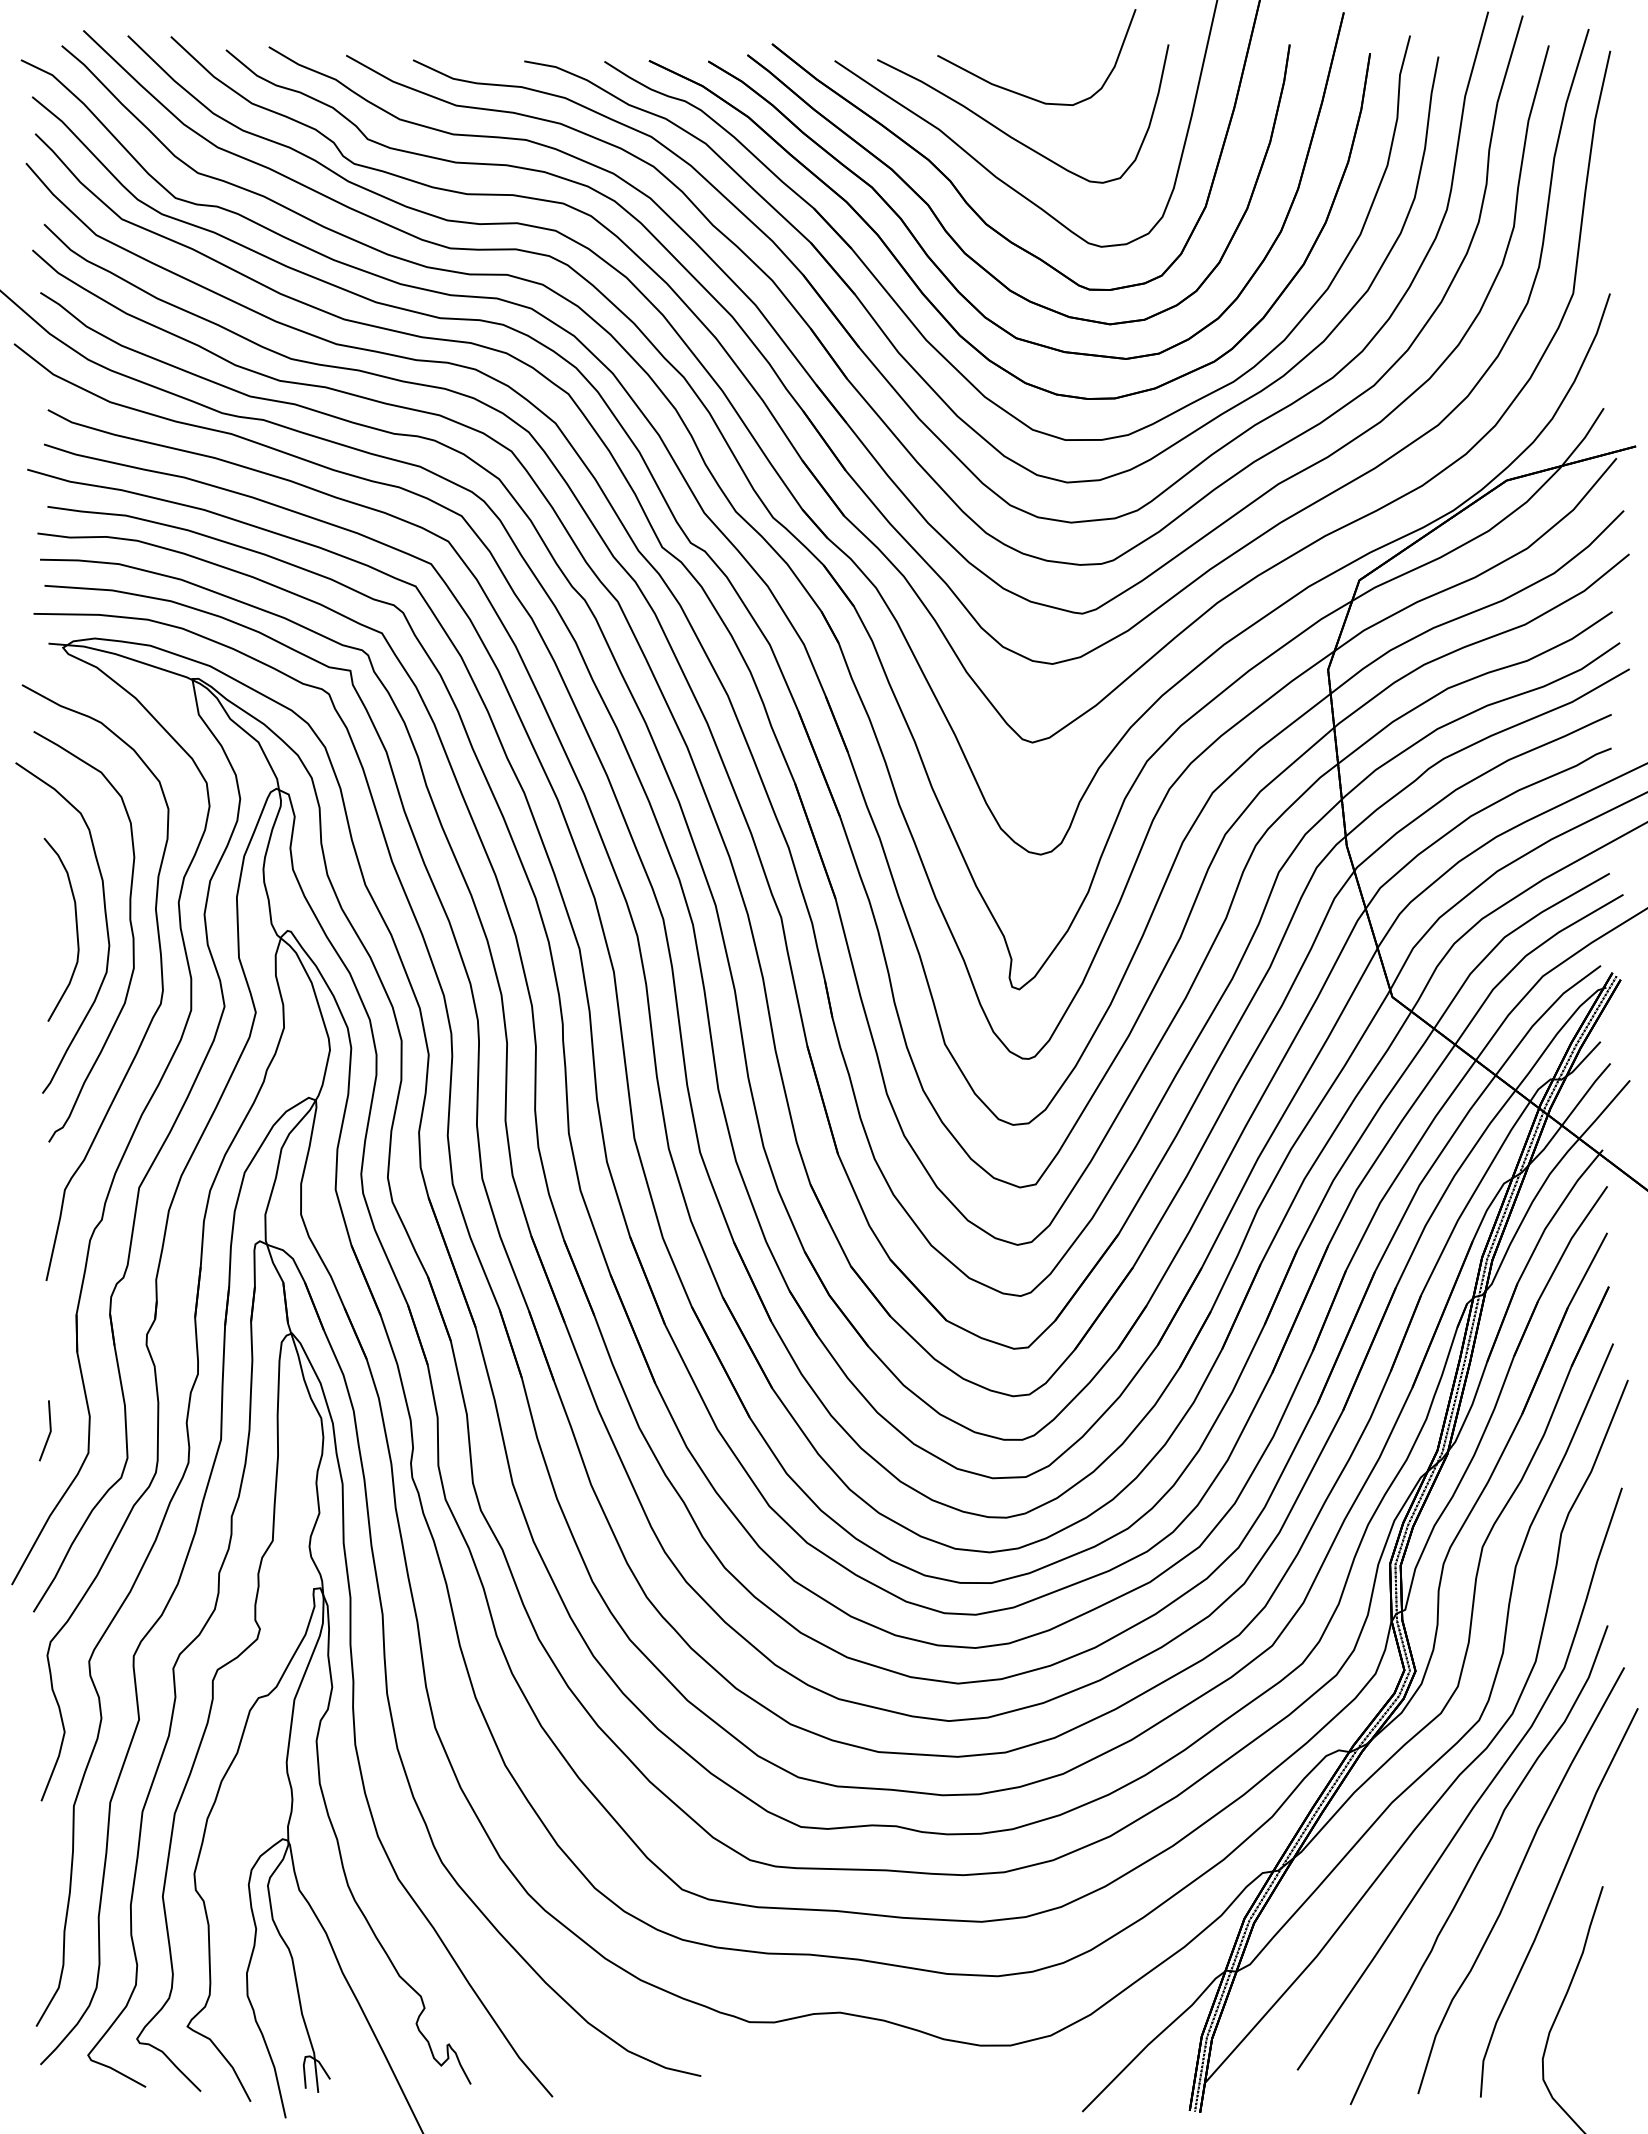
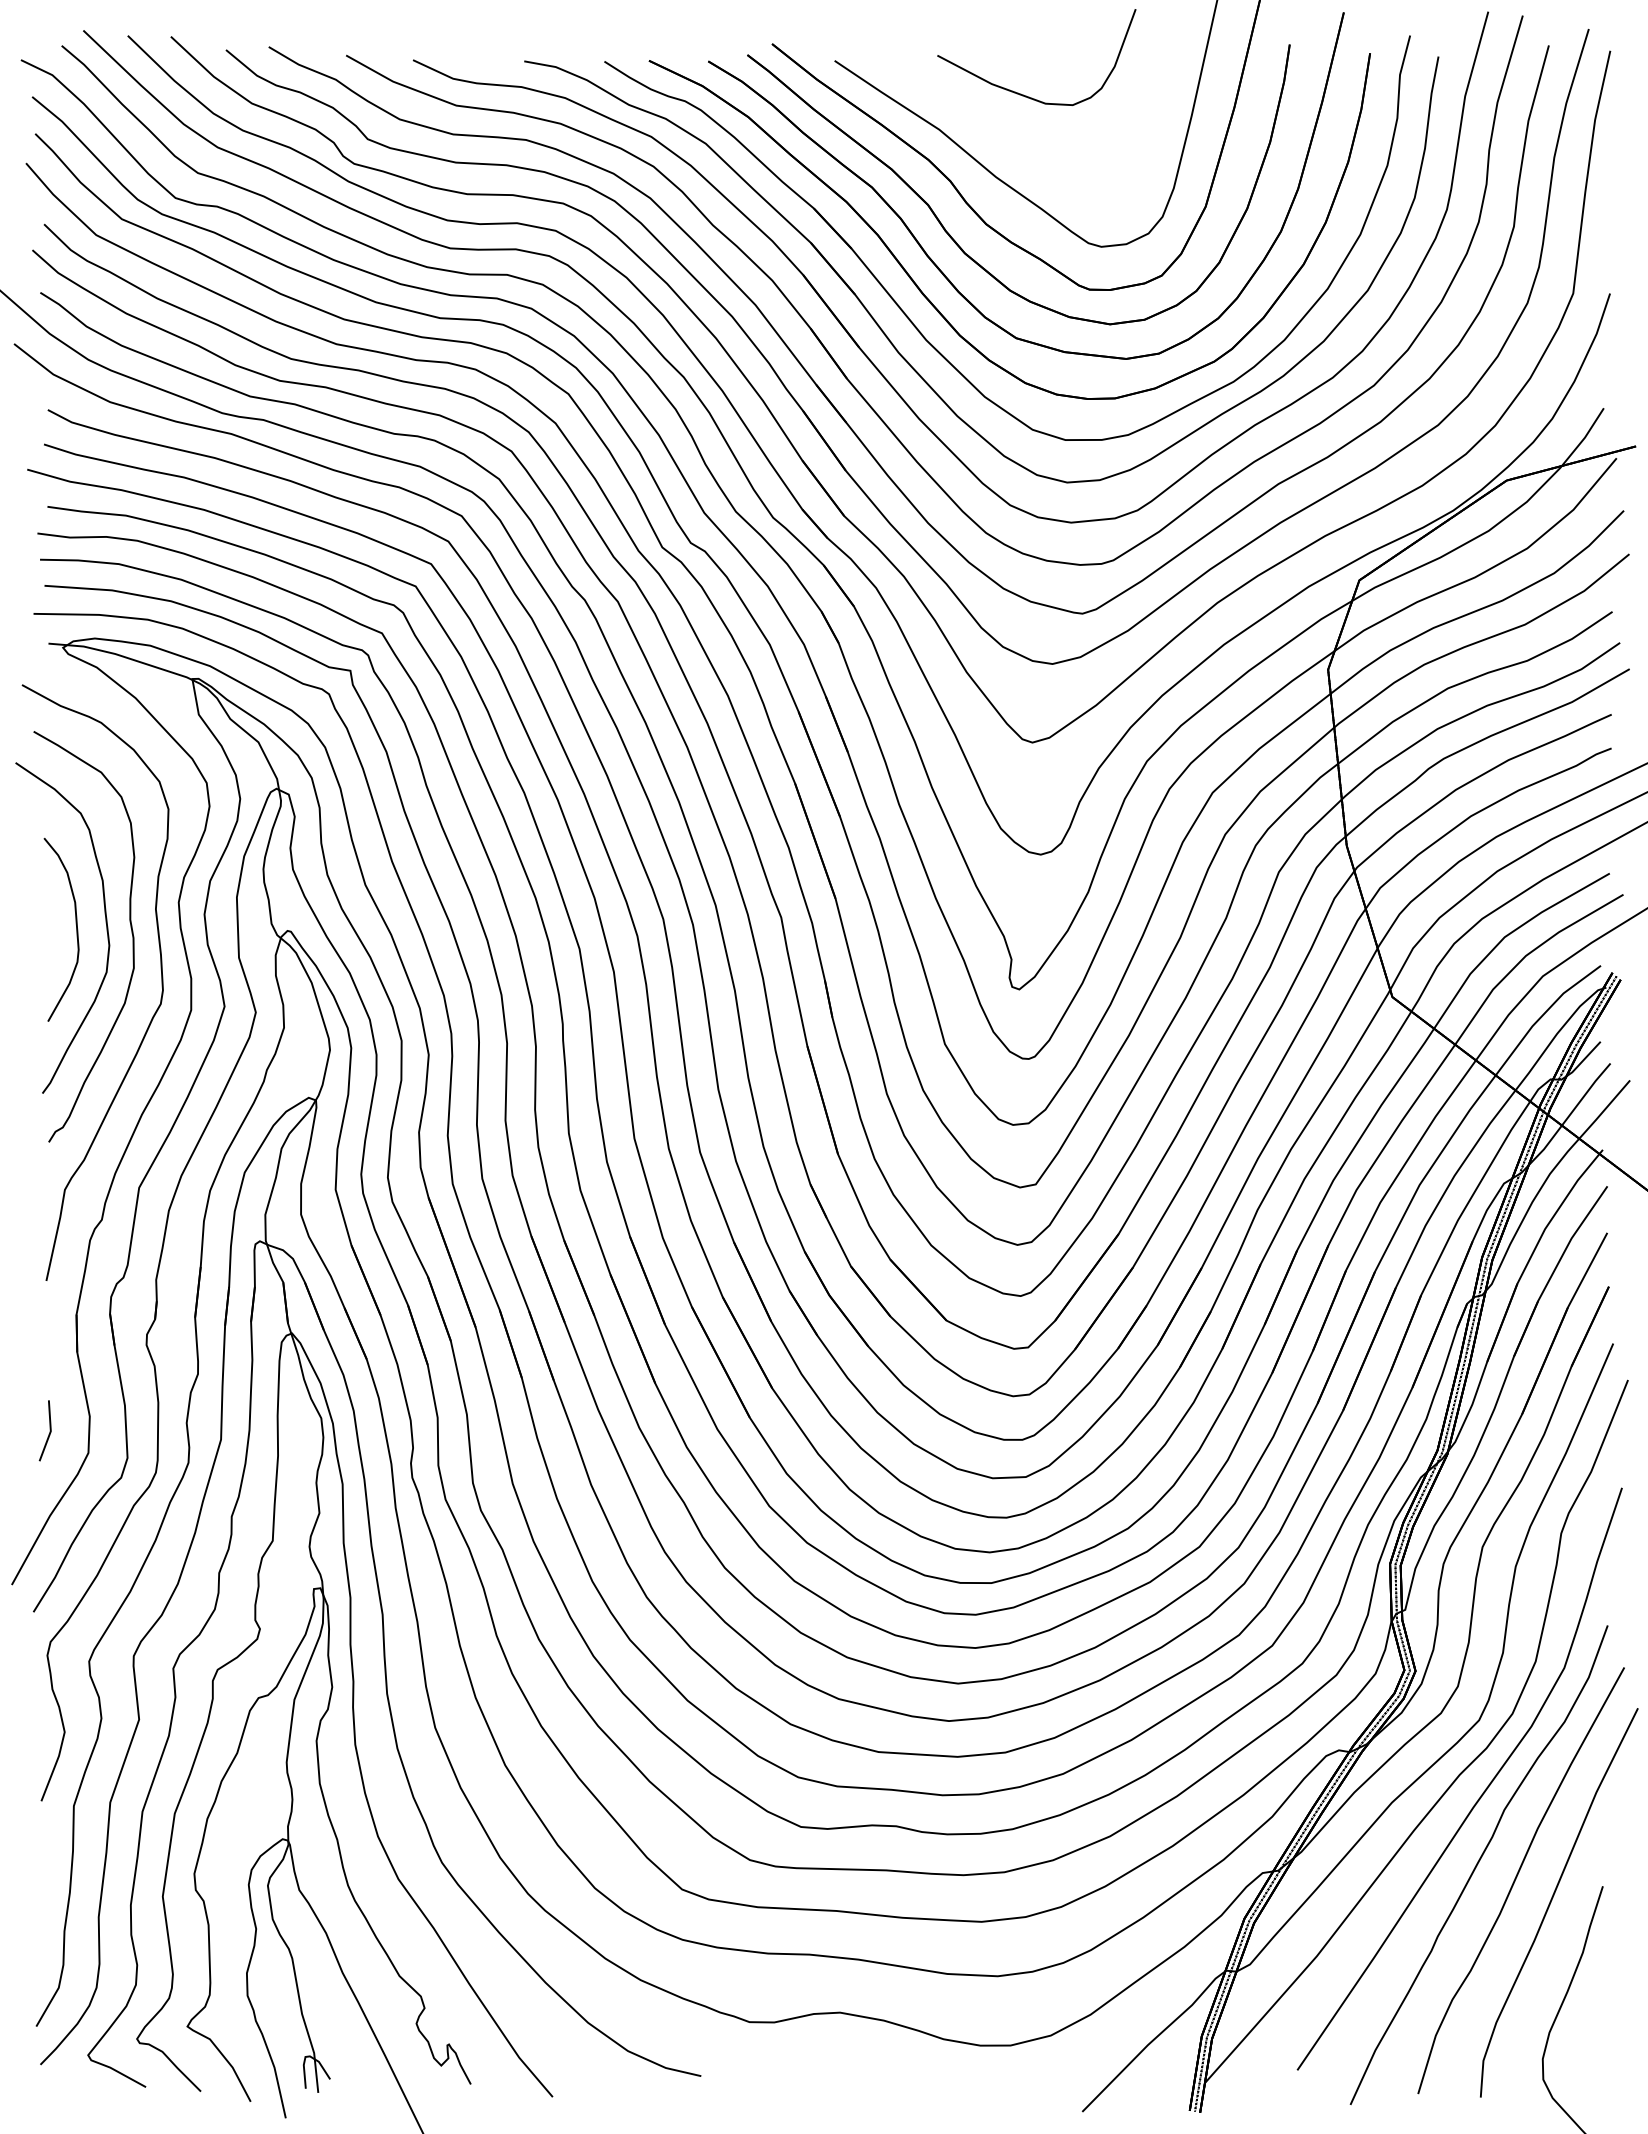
part: present -> none (1010, 135)
